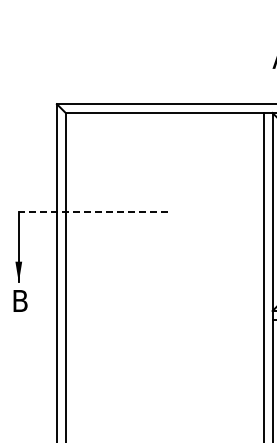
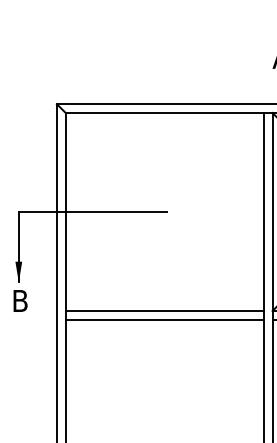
line: dashed -> solid (93, 212)
line: none -> present (164, 311)
line: none -> present (164, 319)
